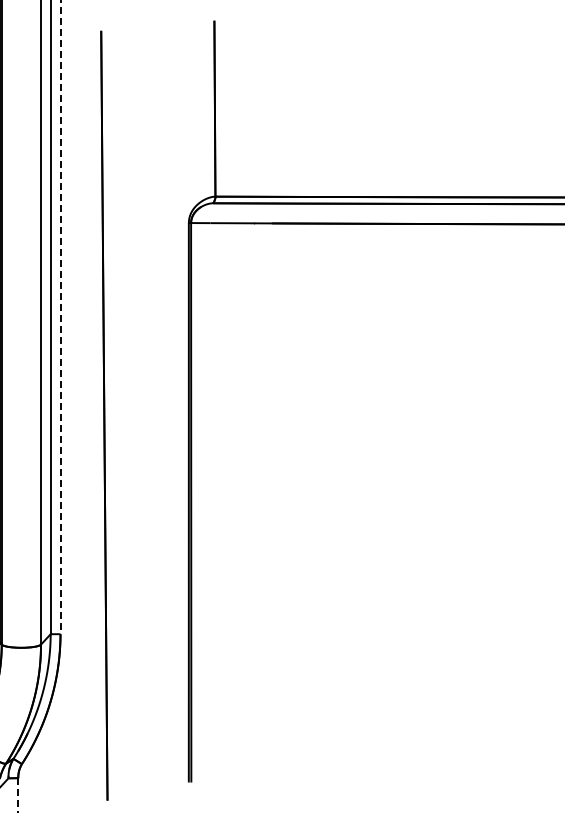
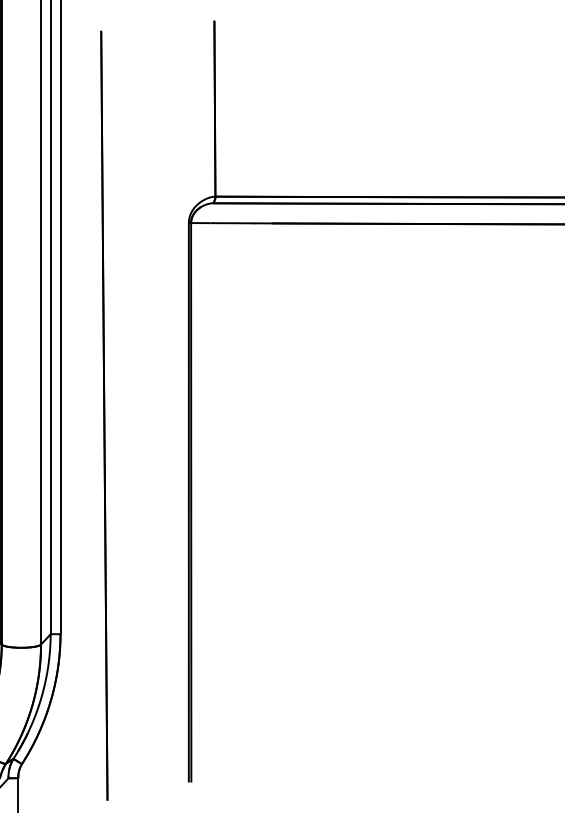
line: dashed -> solid (60, 317)
line: dashed -> solid (18, 795)
